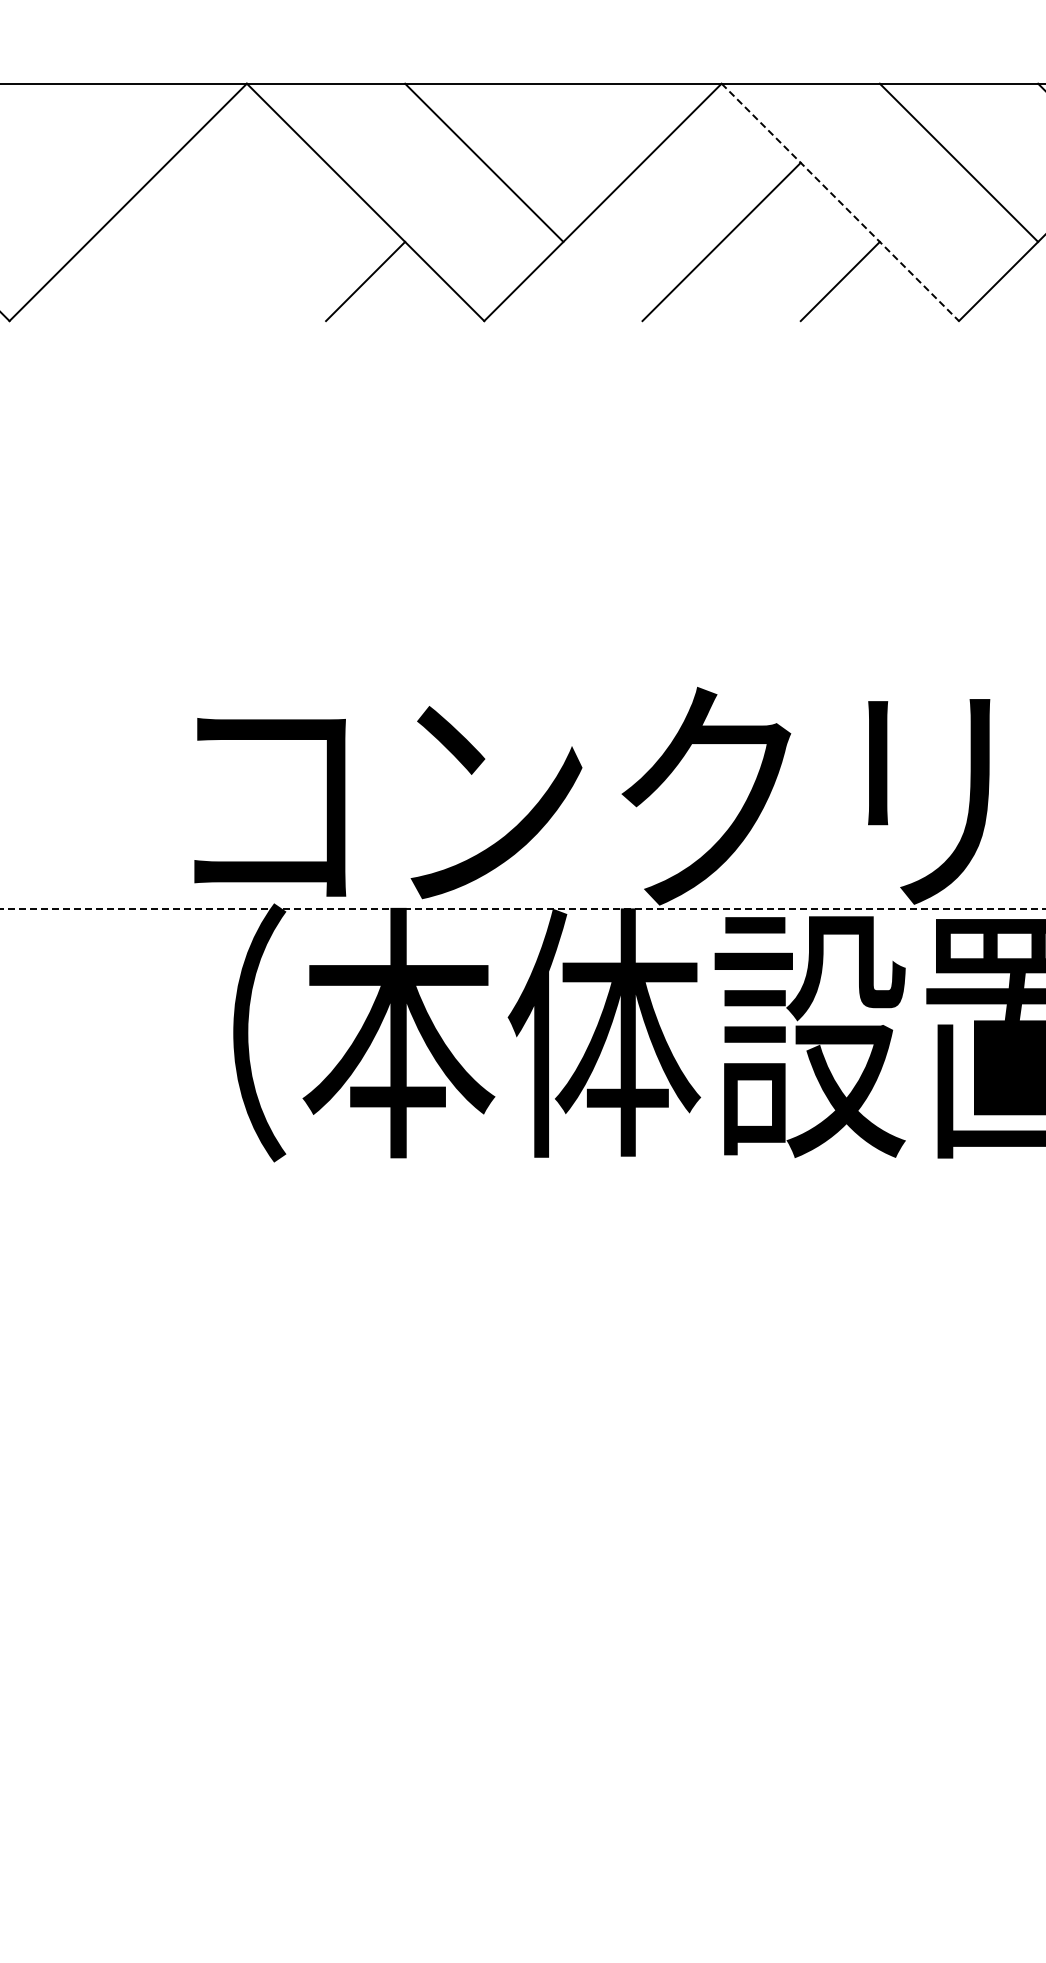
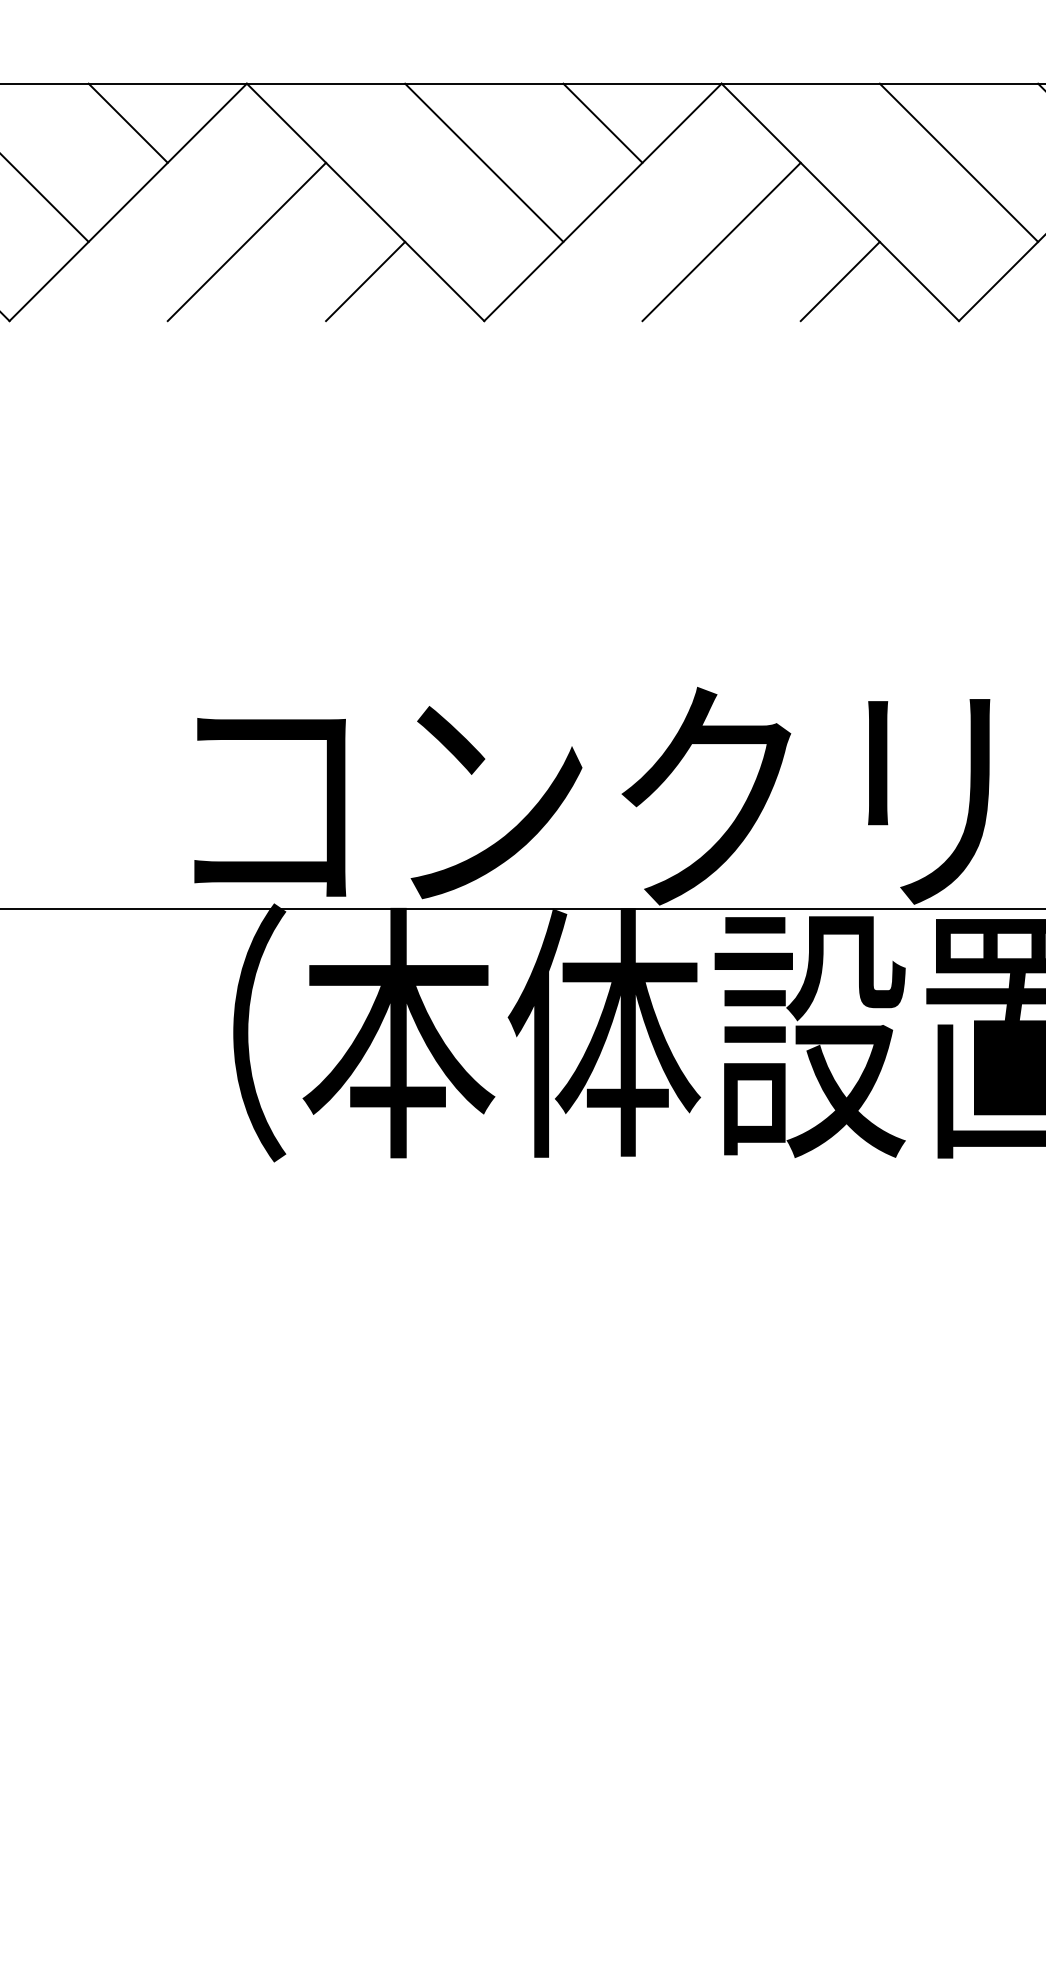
line: none -> present (127, 122)
line: none -> present (602, 122)
line: none -> present (45, 198)
line: dashed -> solid (840, 202)
line: none -> present (246, 241)
line: dashed -> solid (523, 908)
